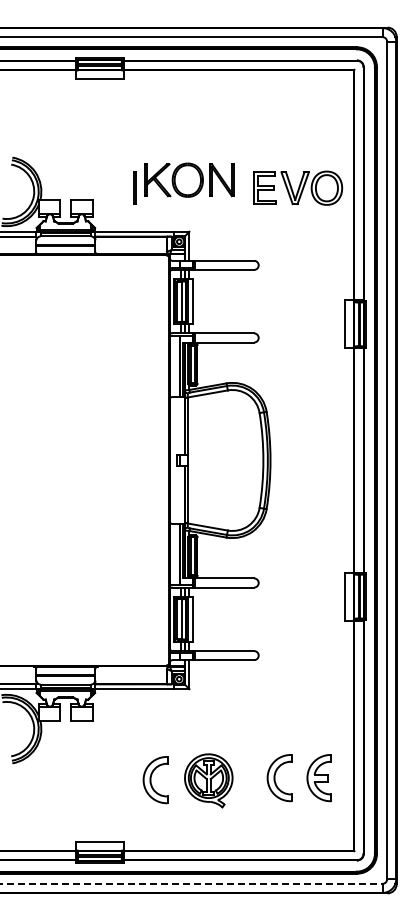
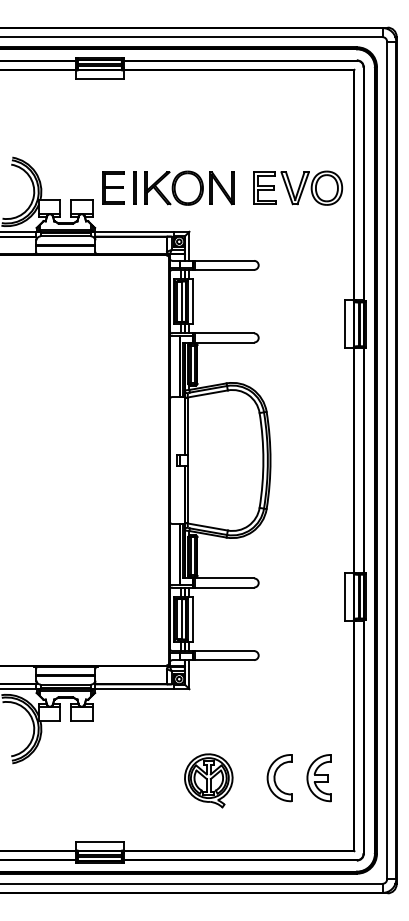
part position: (189, 179) -> (189, 187) (189, 187)
part: none -> present (113, 187)
part: present -> none (155, 780)
line: dashed -> solid (191, 883)
